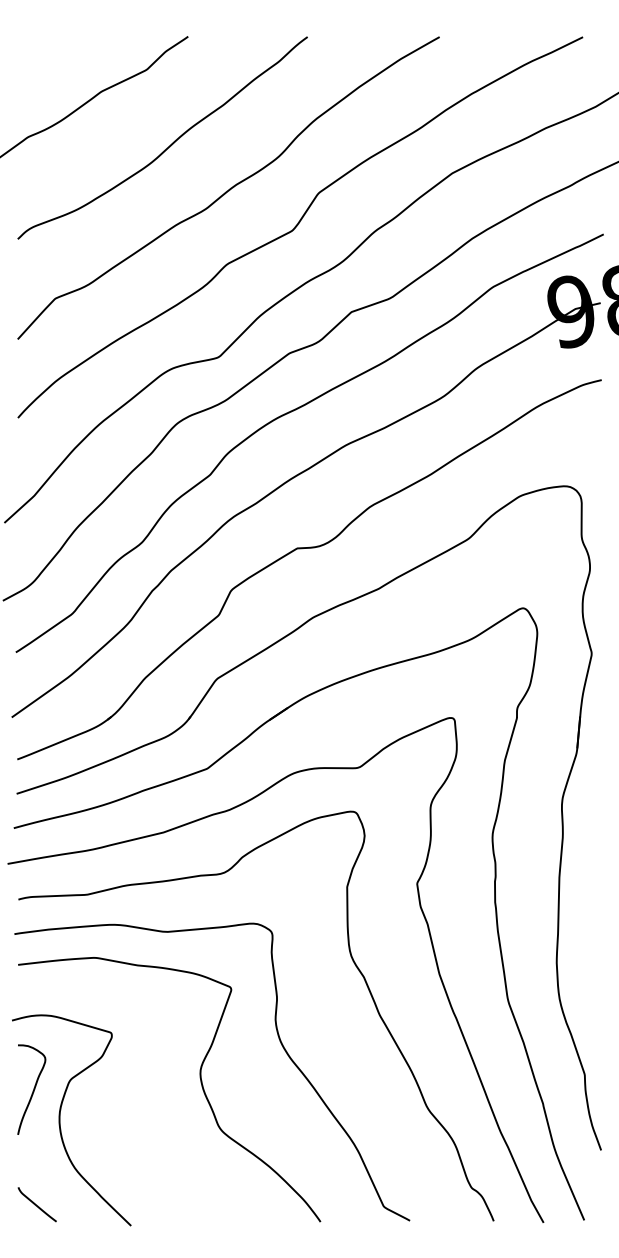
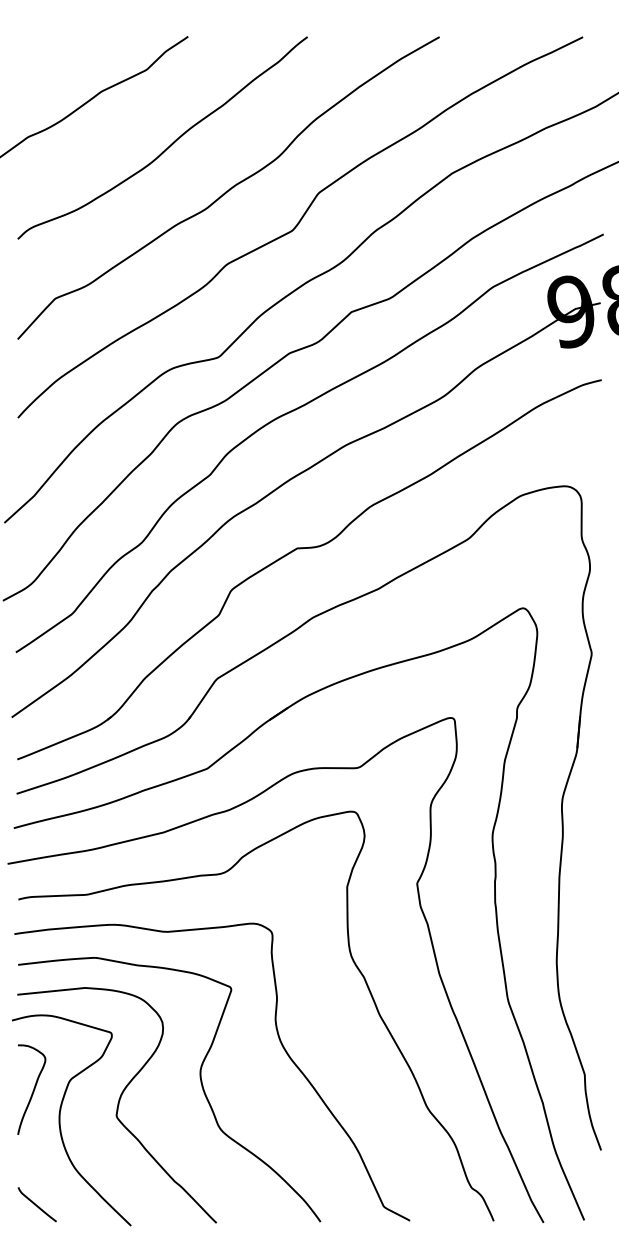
curve: none -> present (117, 1105)
